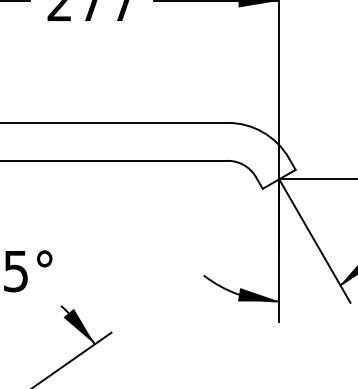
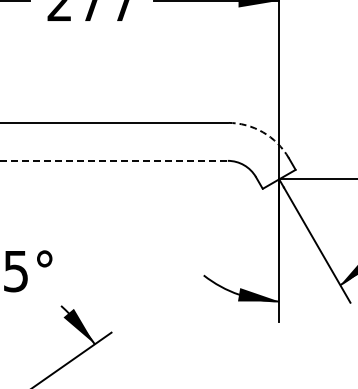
arc: solid -> dashed (263, 132)
line: solid -> dashed (114, 160)
